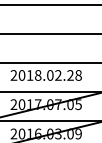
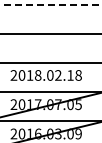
line: solid -> dashed (51, 4)
text: 2018.02.28 -> 2018.02.18 (70, 75)
